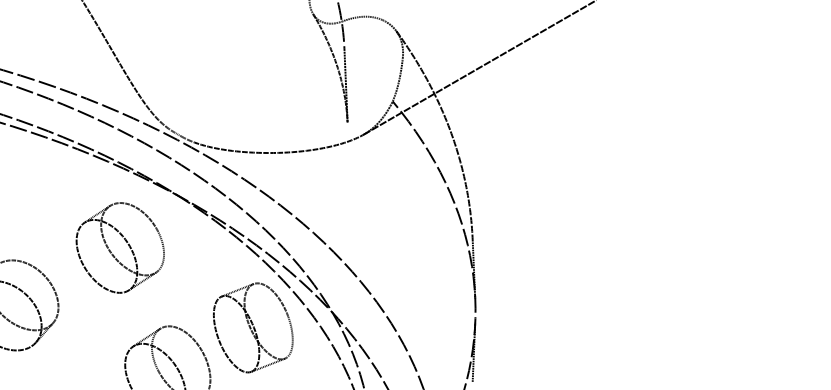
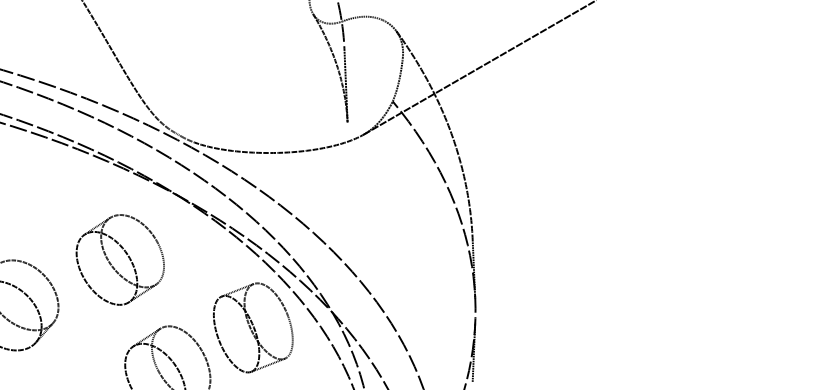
part position: (119, 247) -> (119, 259) (119, 259)
